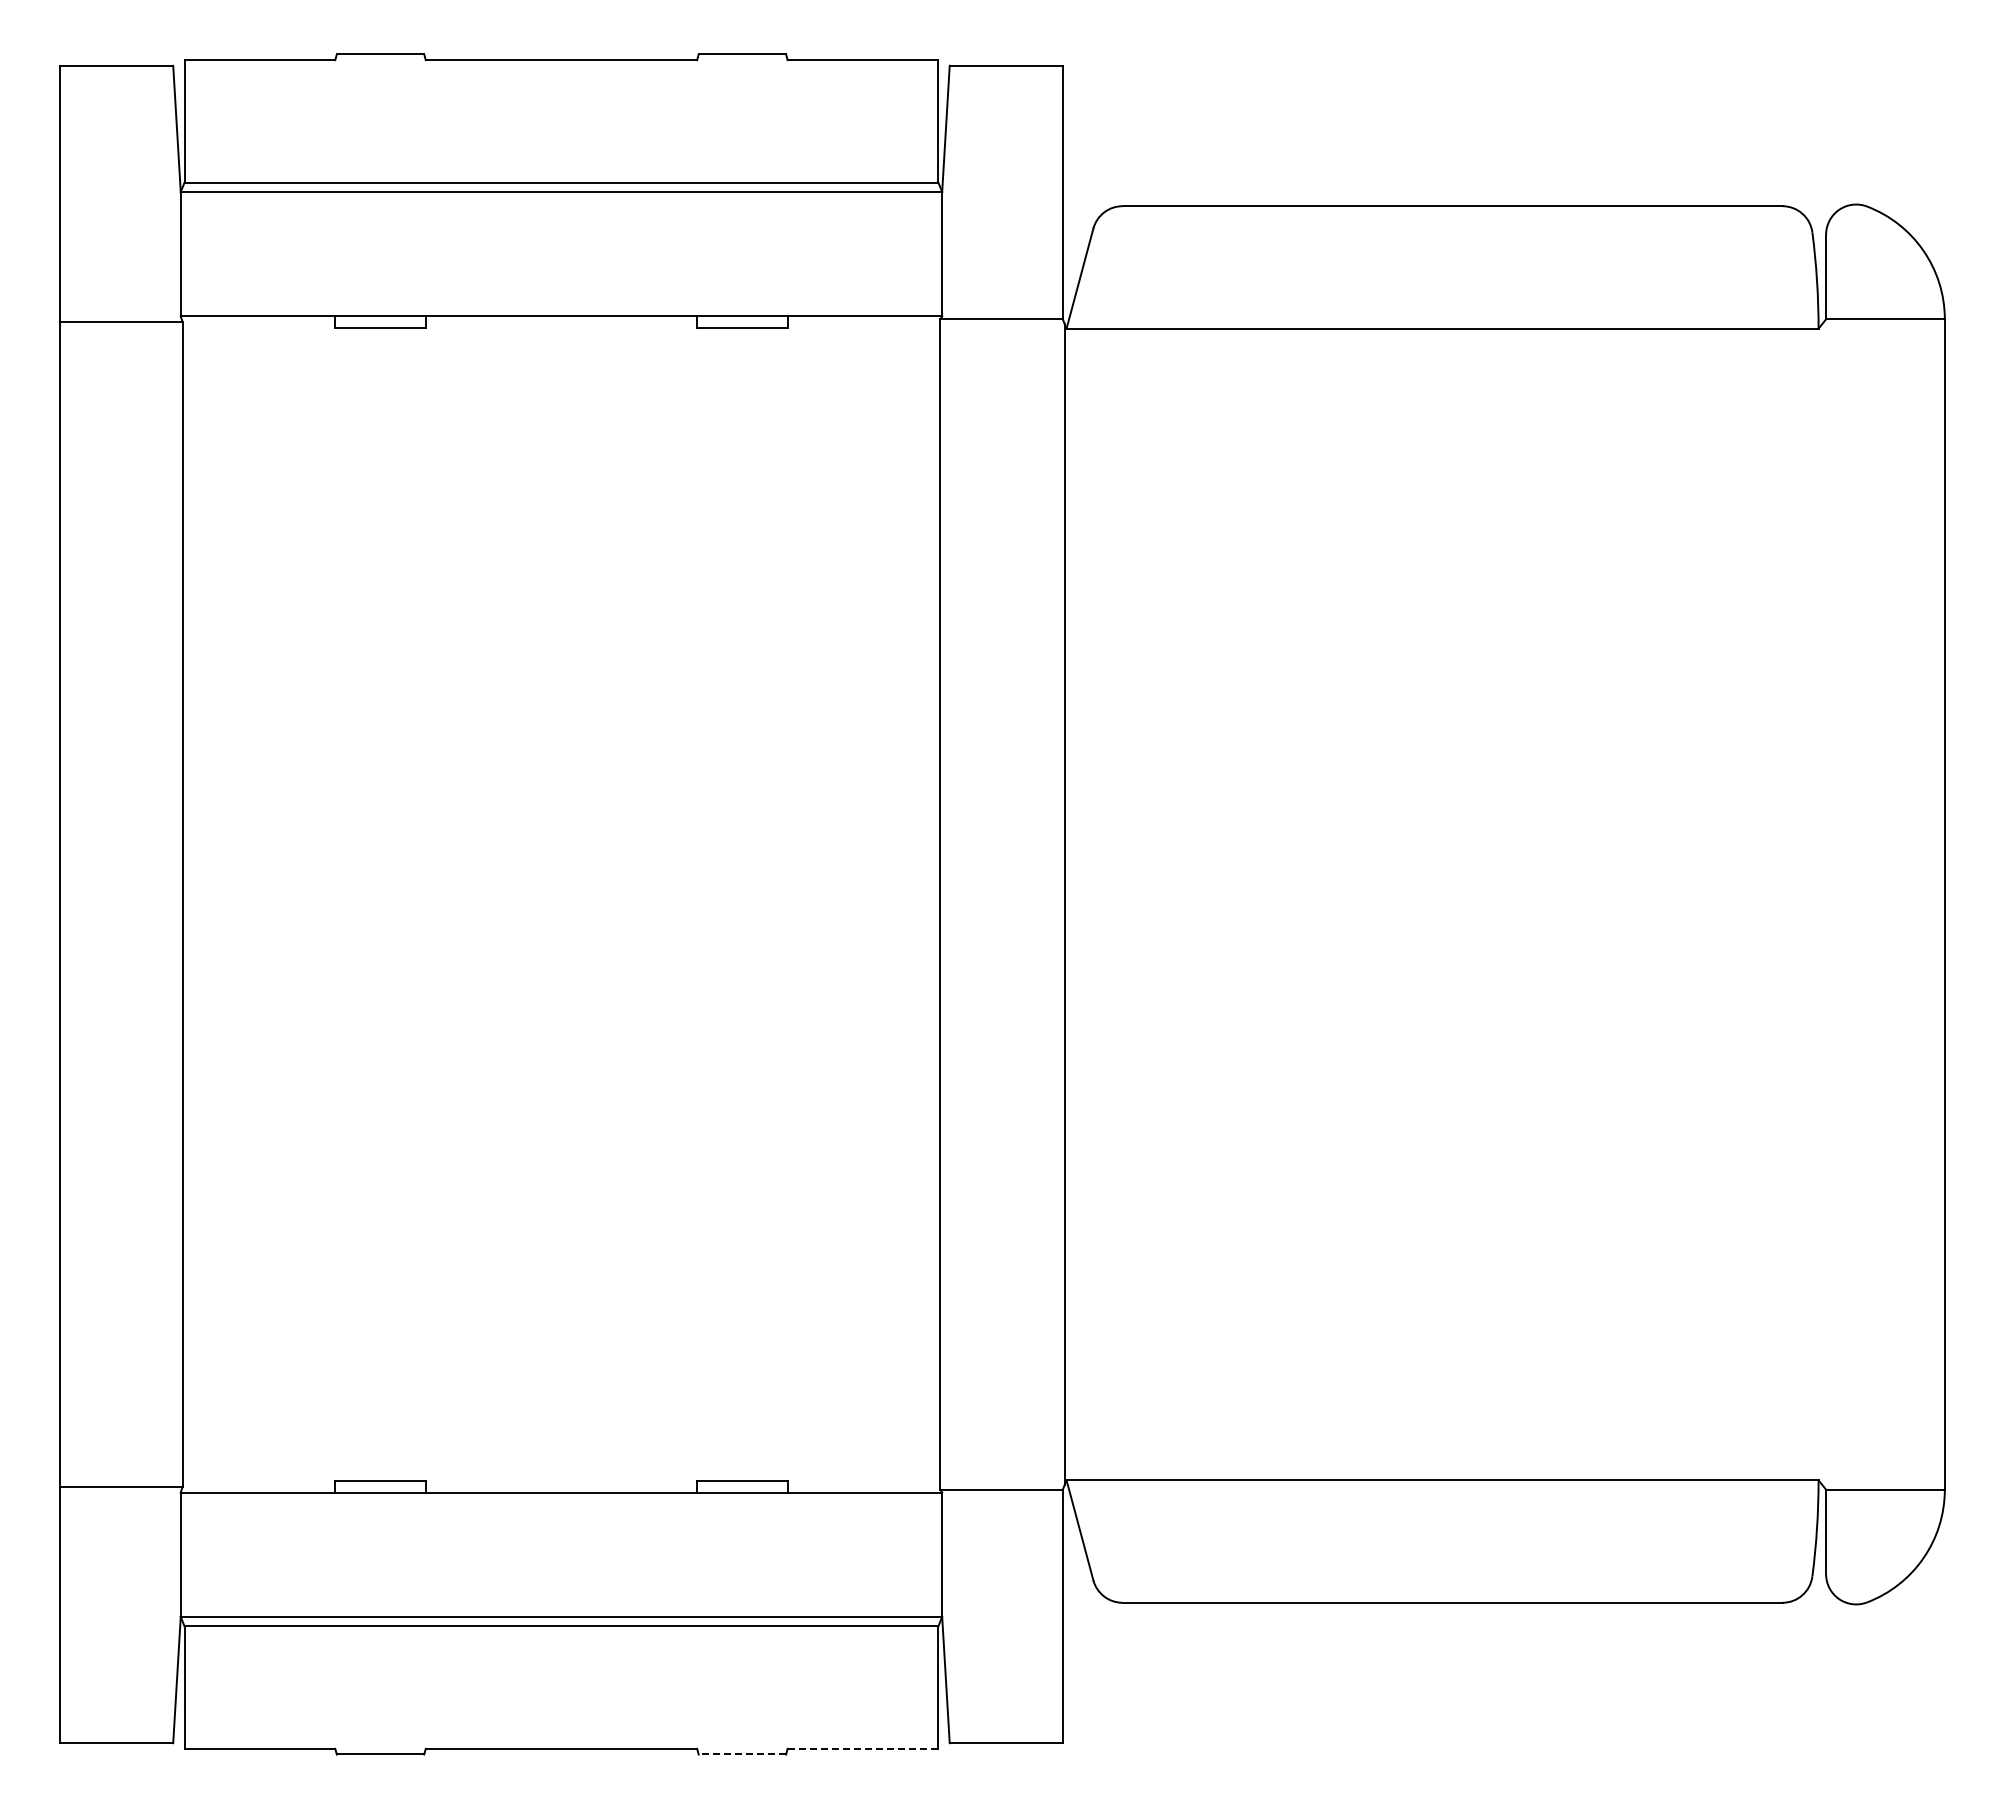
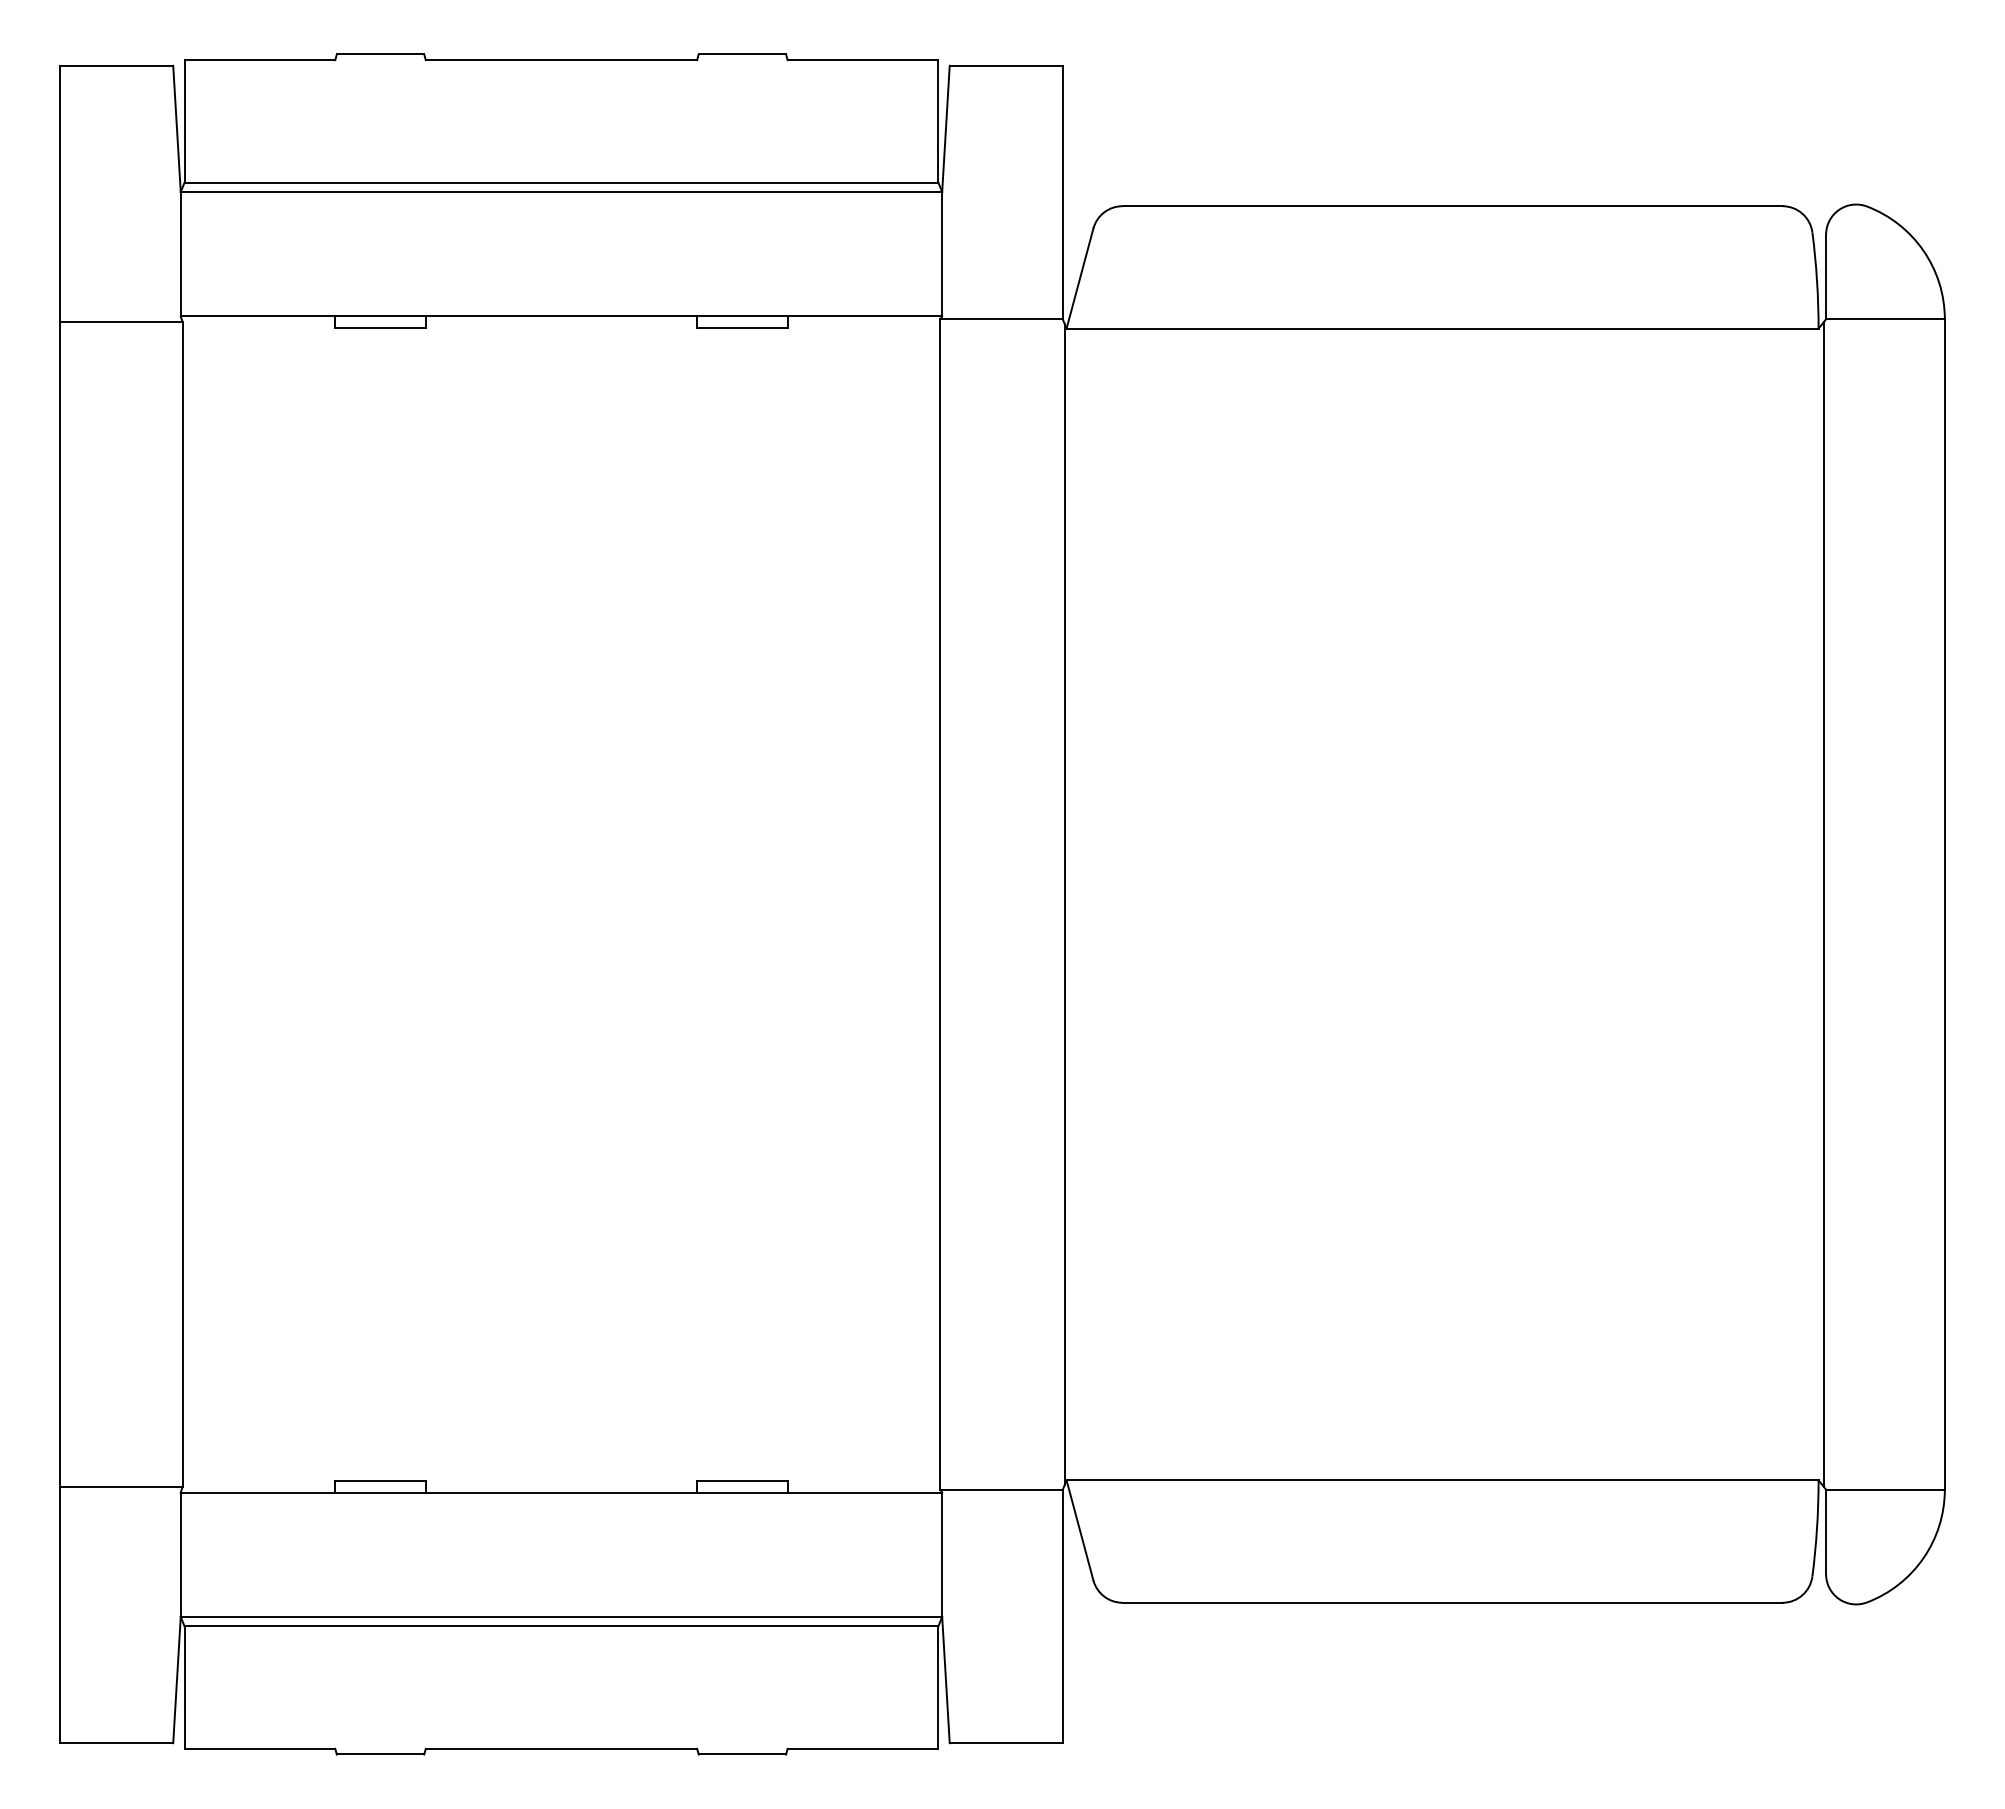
line: none -> present (1824, 904)
line: dashed -> solid (862, 1748)
line: dashed -> solid (742, 1754)
